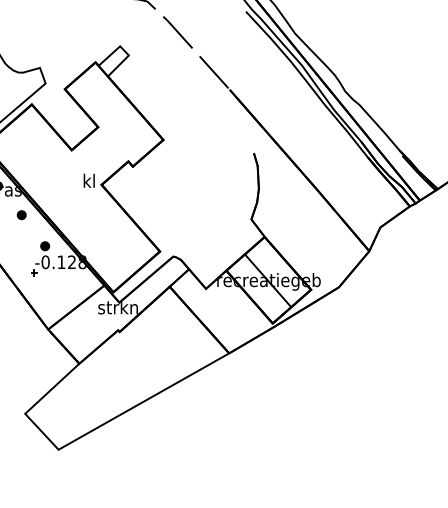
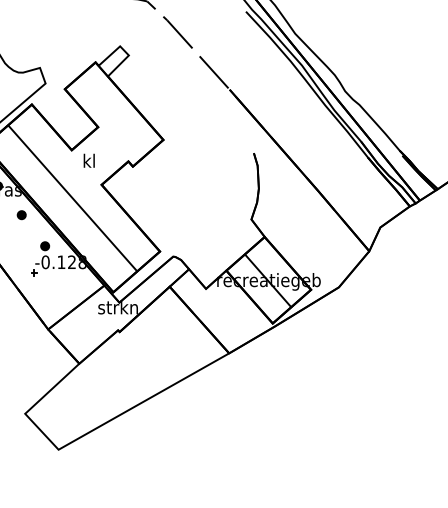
text position: (88, 180) -> (88, 160) (88, 160)
line: none -> present (72, 198)
